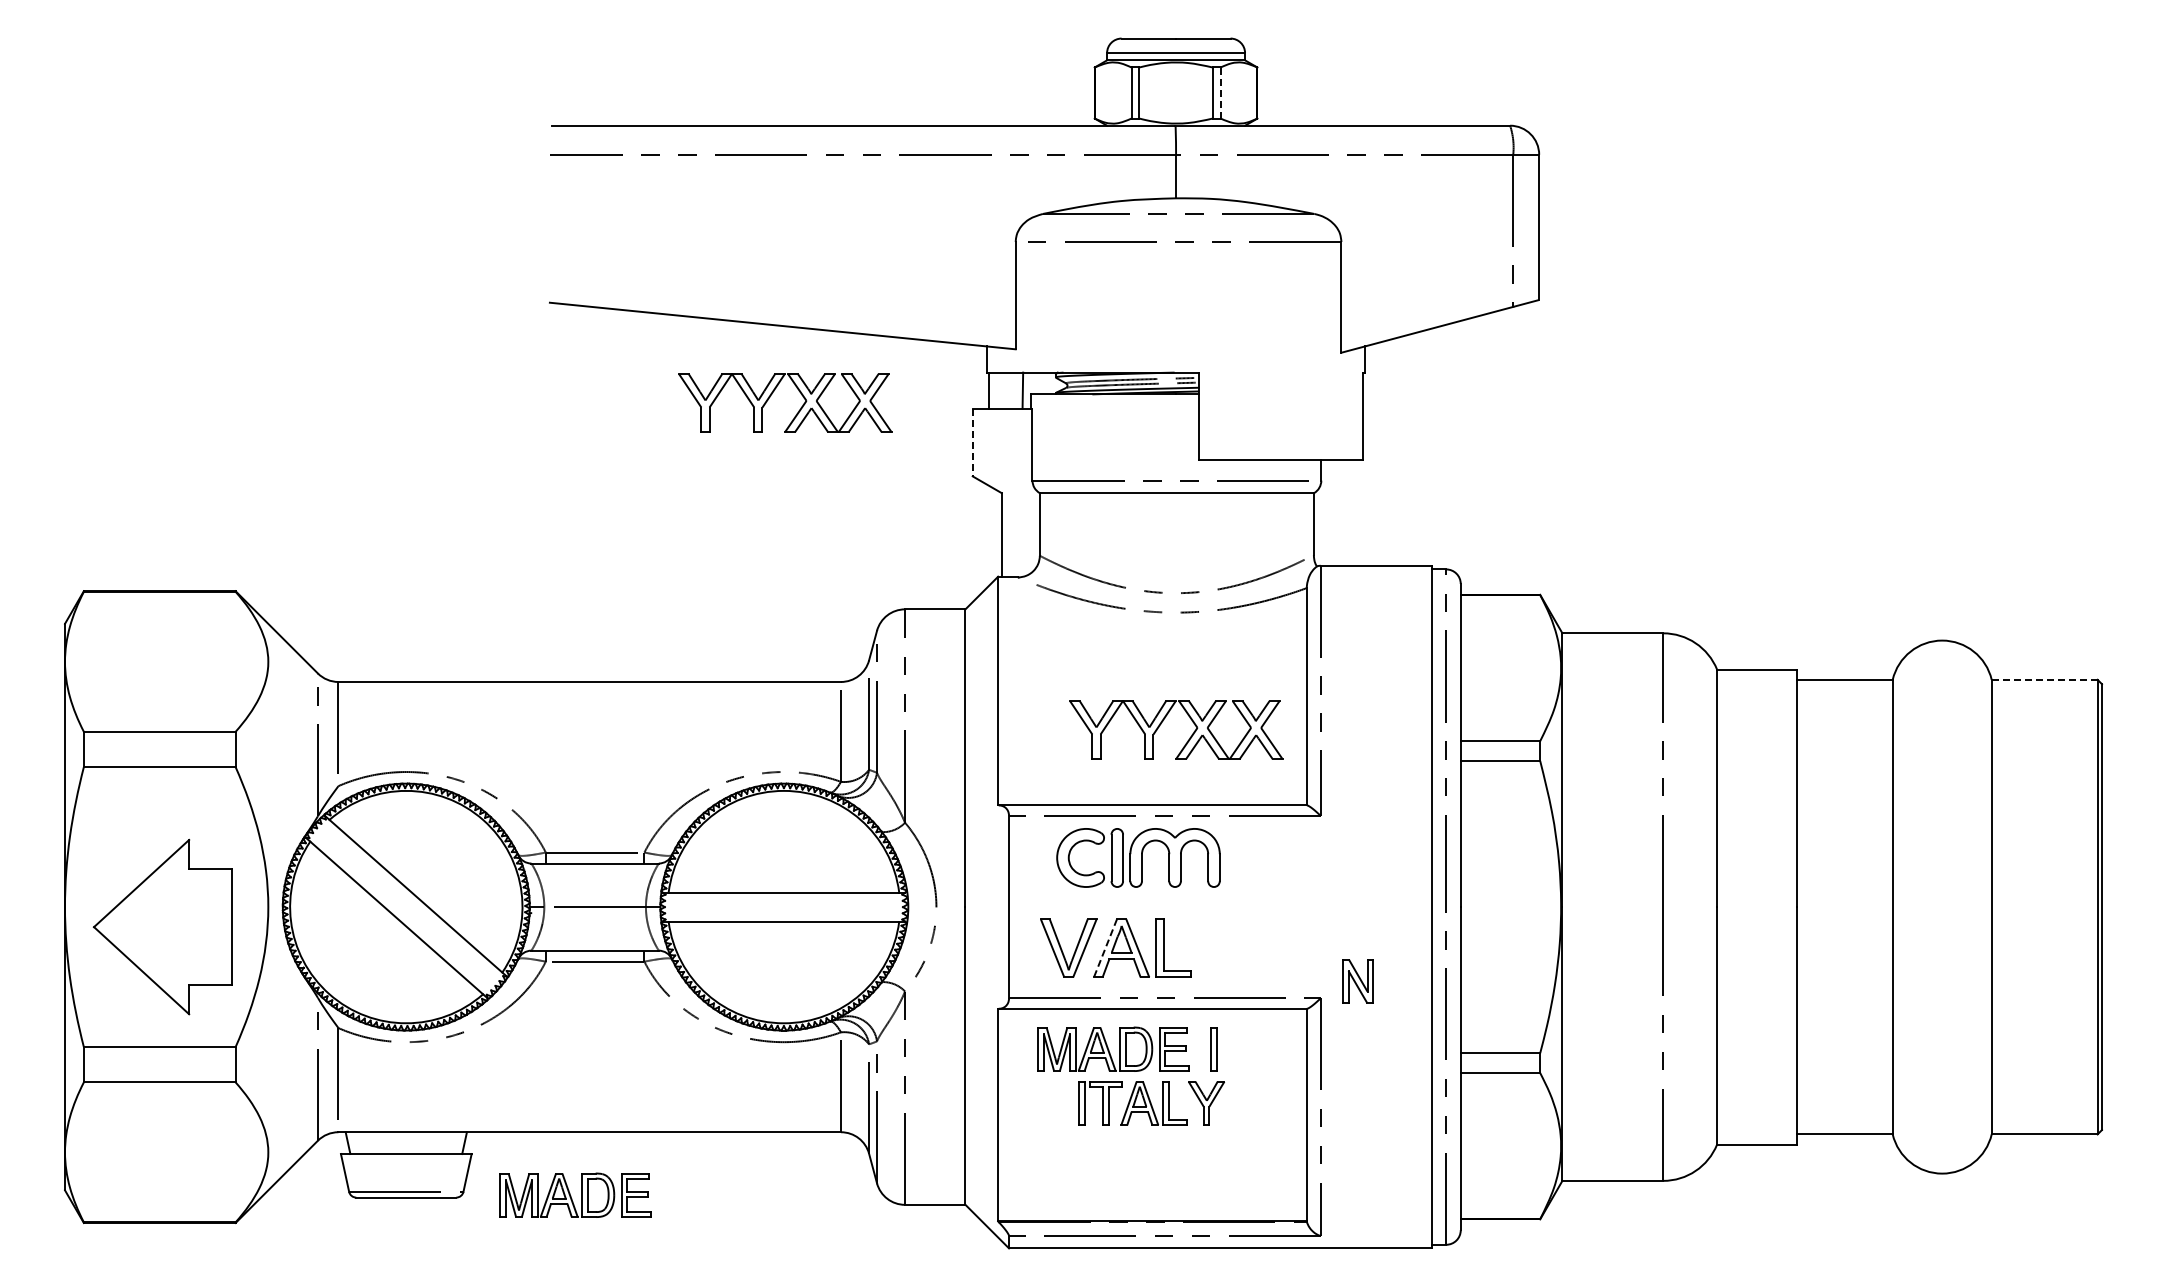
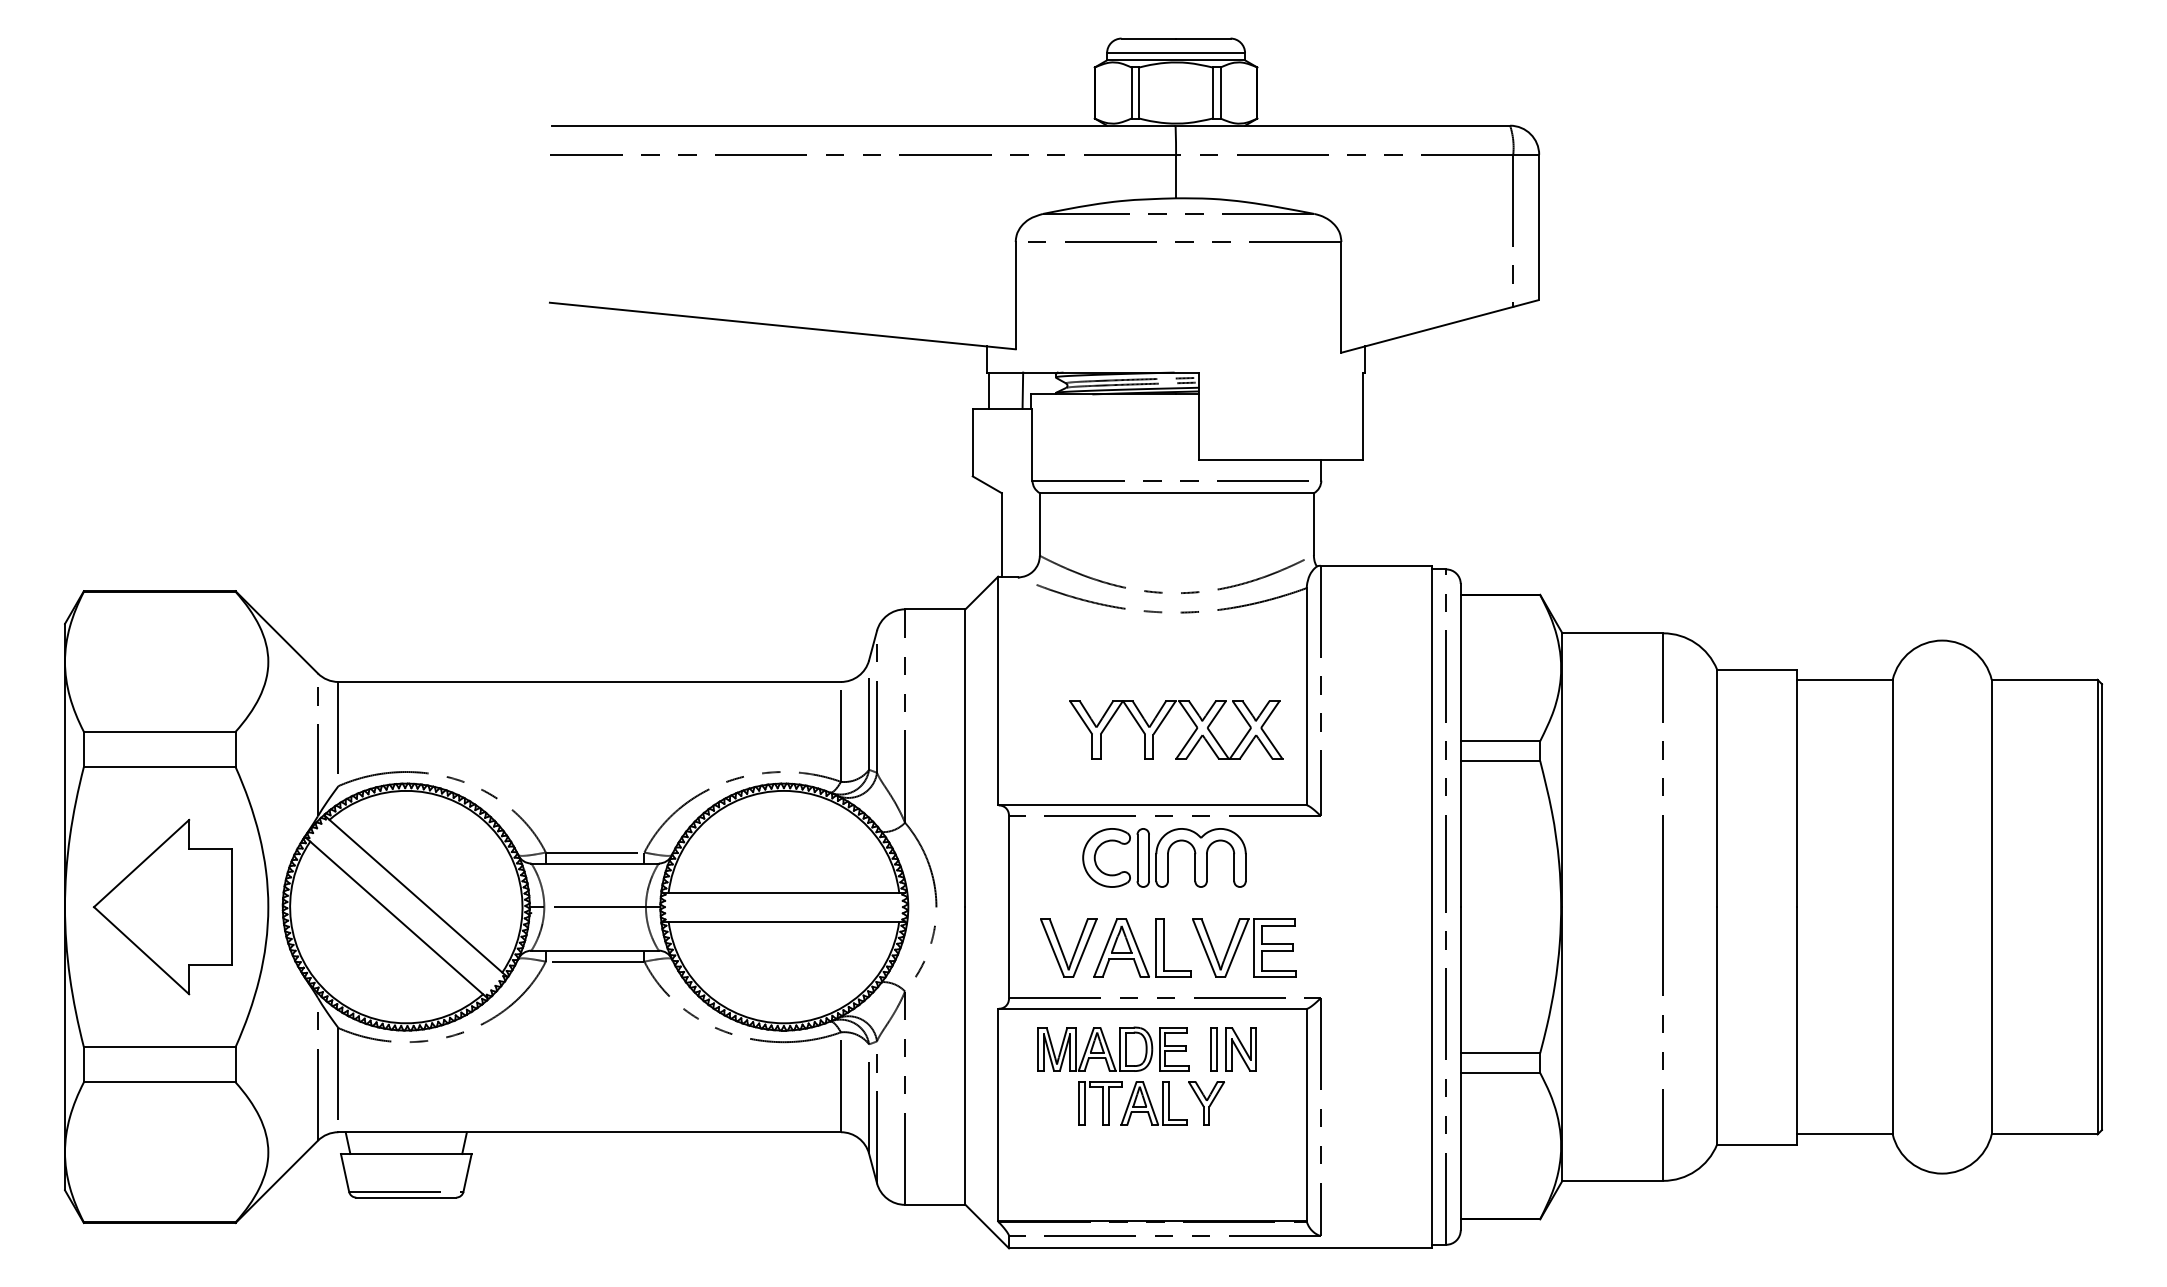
line: dashed -> solid (1220, 93)
part: present -> none (772, 394)
line: dashed -> solid (972, 442)
line: dashed -> solid (2044, 679)
part position: (1138, 857) -> (1164, 857) (1164, 857)
part position: (162, 926) -> (162, 906) (162, 906)
part: none -> present (1244, 947)
line: dashed -> solid (1105, 948)
part position: (1357, 981) -> (1240, 1049) (1240, 1049)
part: present -> none (575, 1194)
